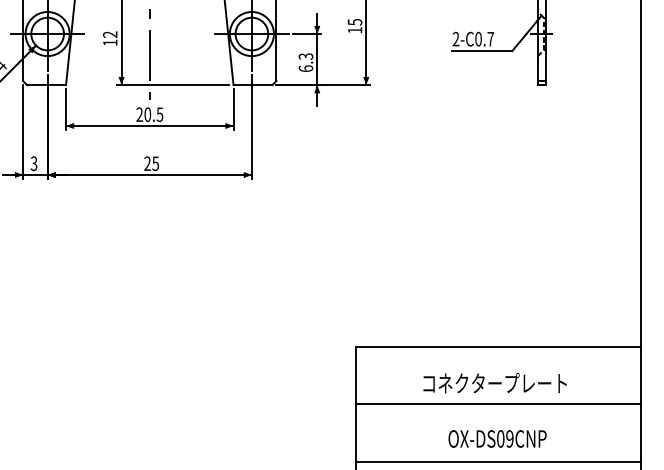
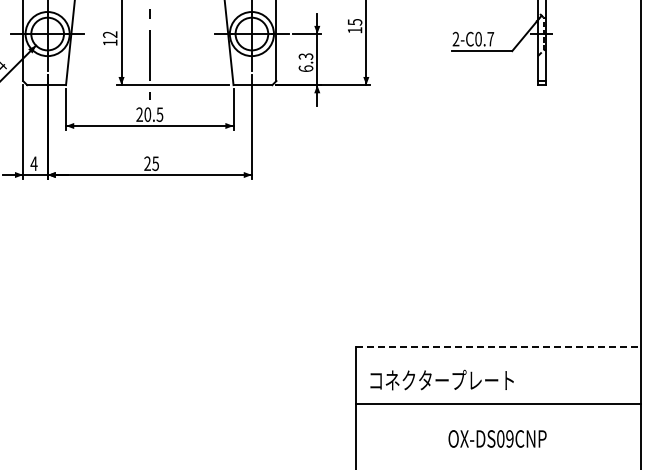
text: 3 -> 4 (33, 163)
line: solid -> dashed (498, 347)
text position: (494, 382) -> (441, 379) (441, 379)
line: present -> none (497, 461)
